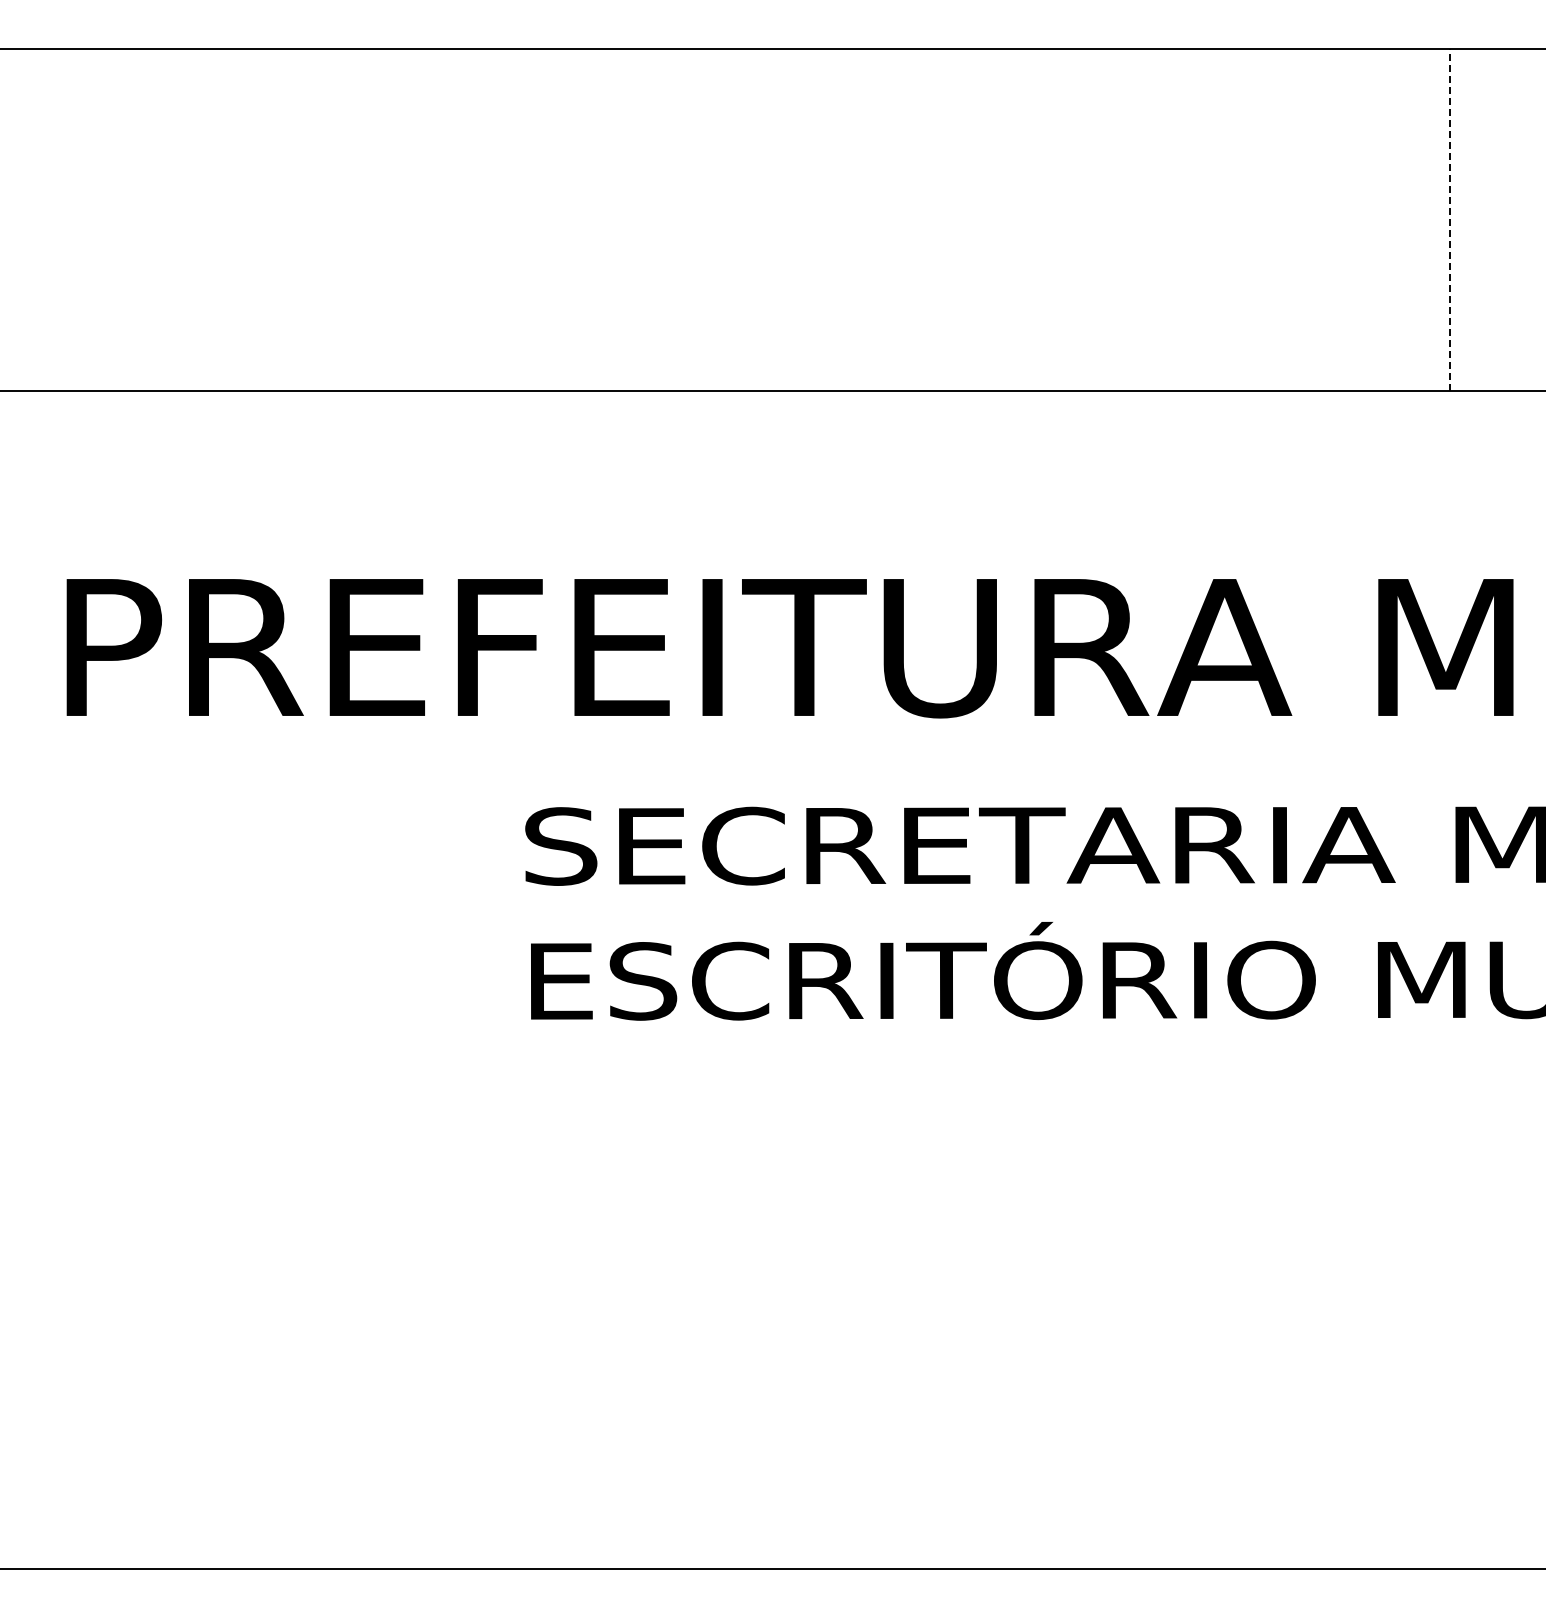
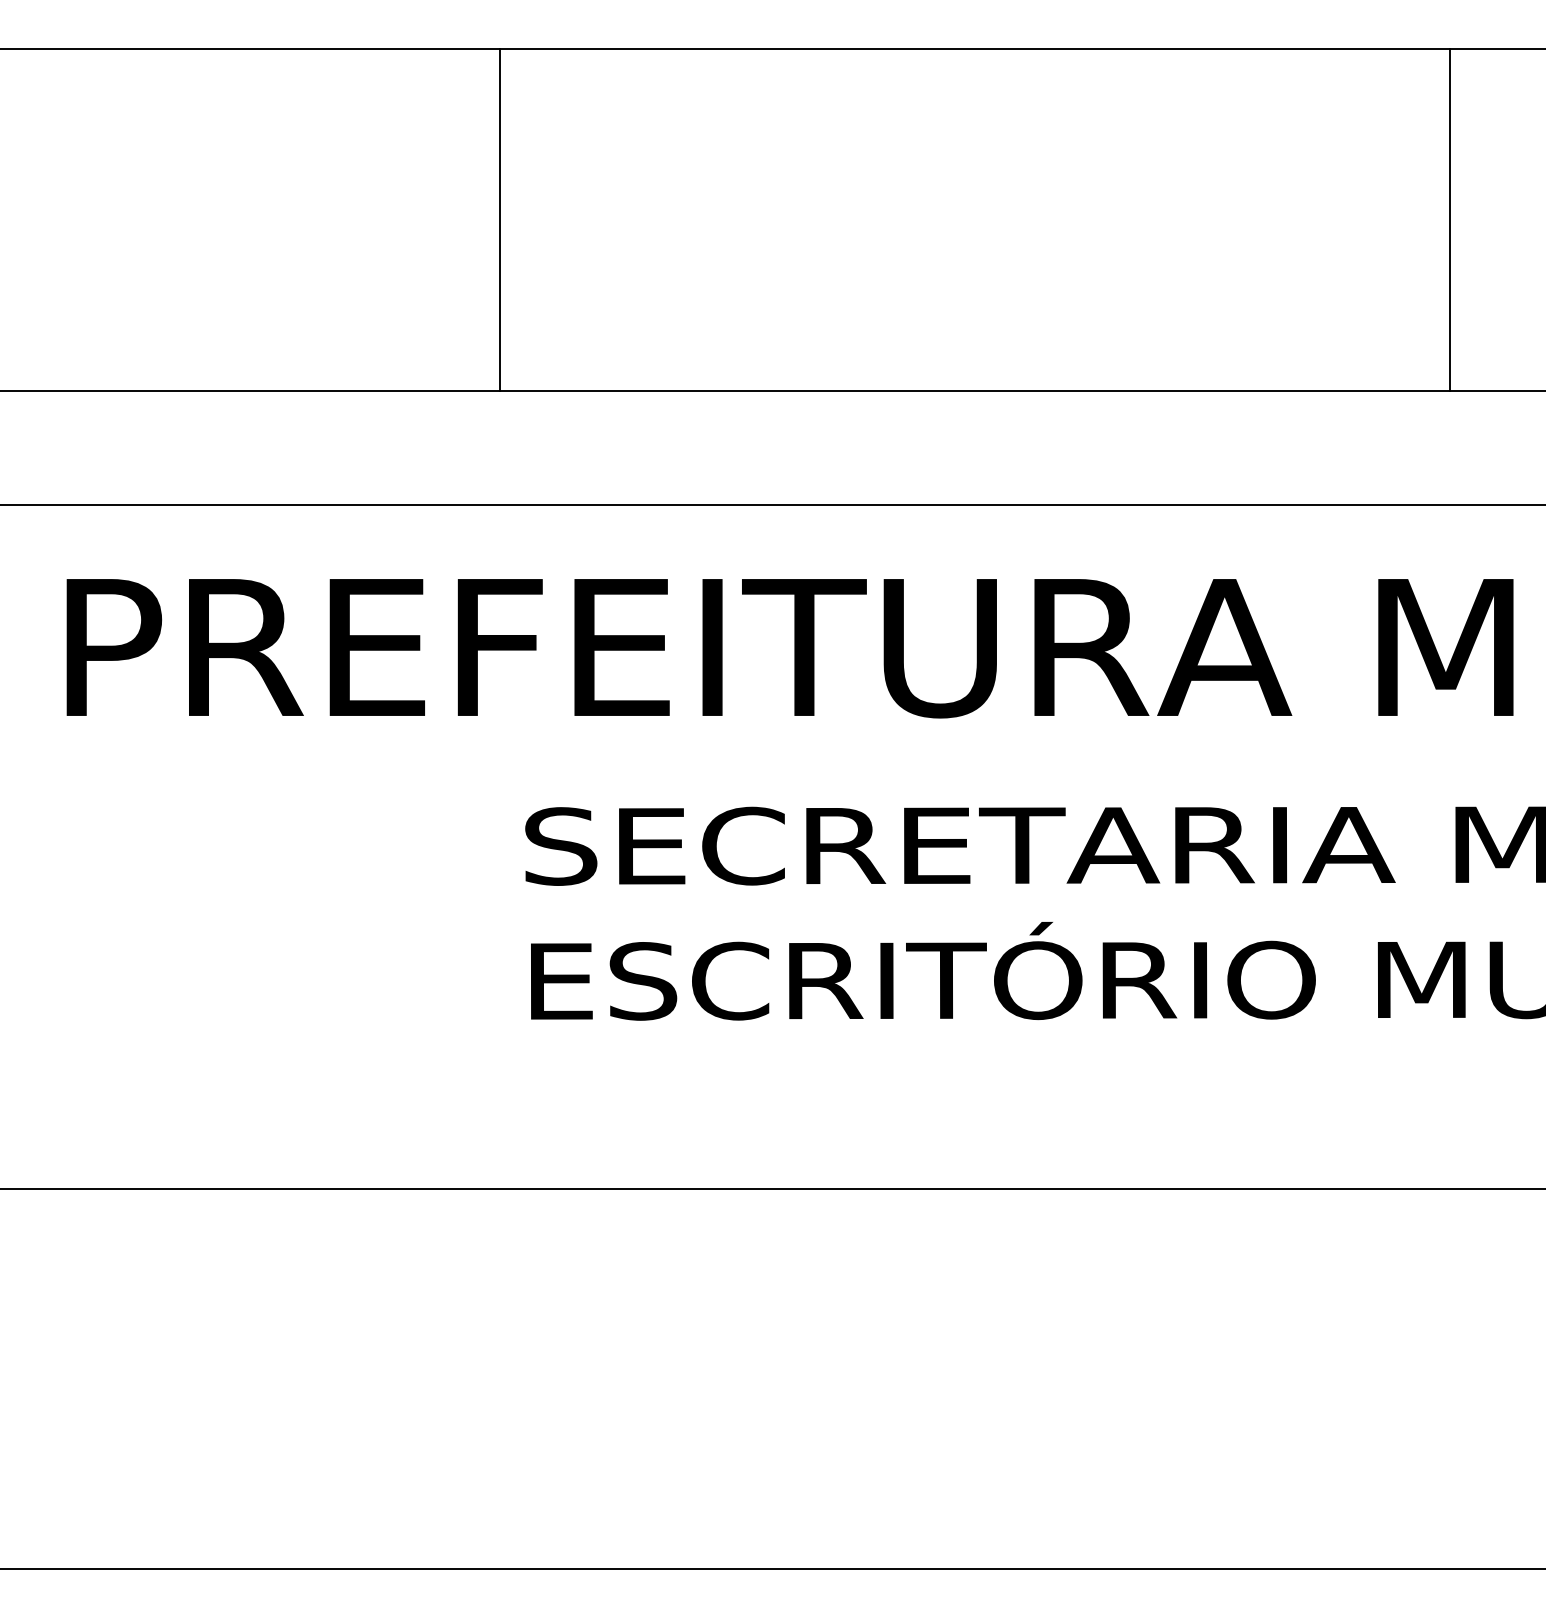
line: none -> present (499, 219)
line: dashed -> solid (1450, 219)
line: none -> present (772, 504)
line: none -> present (772, 1189)
